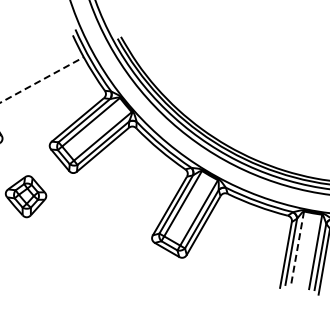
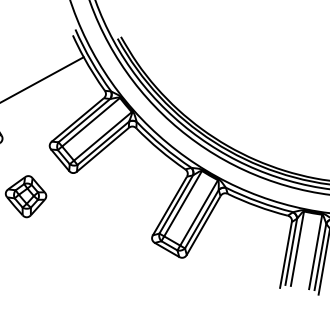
line: dashed -> solid (41, 80)
line: dashed -> solid (297, 248)
